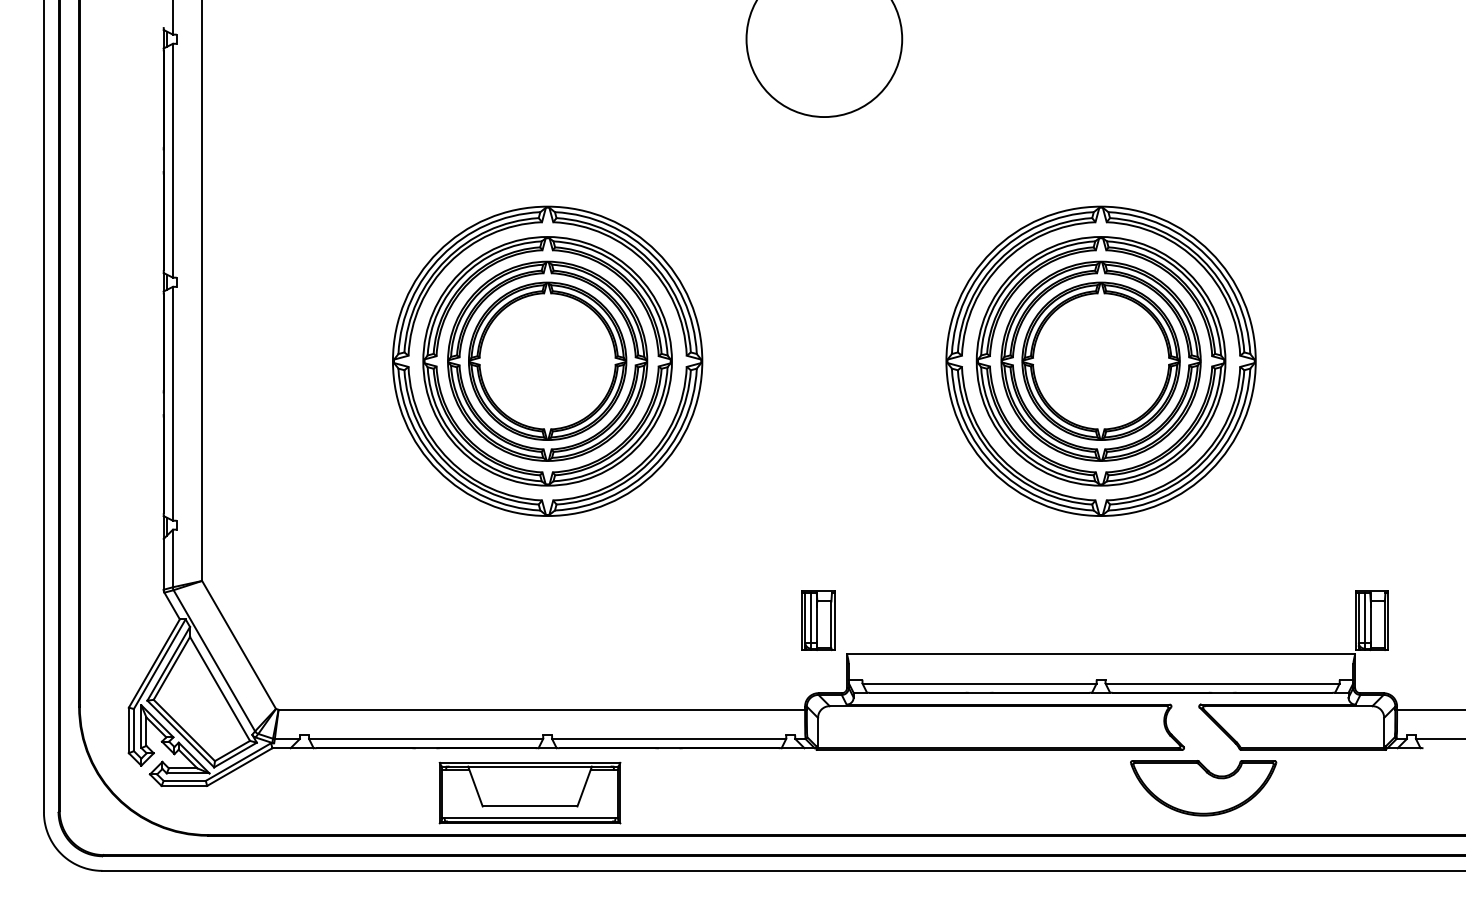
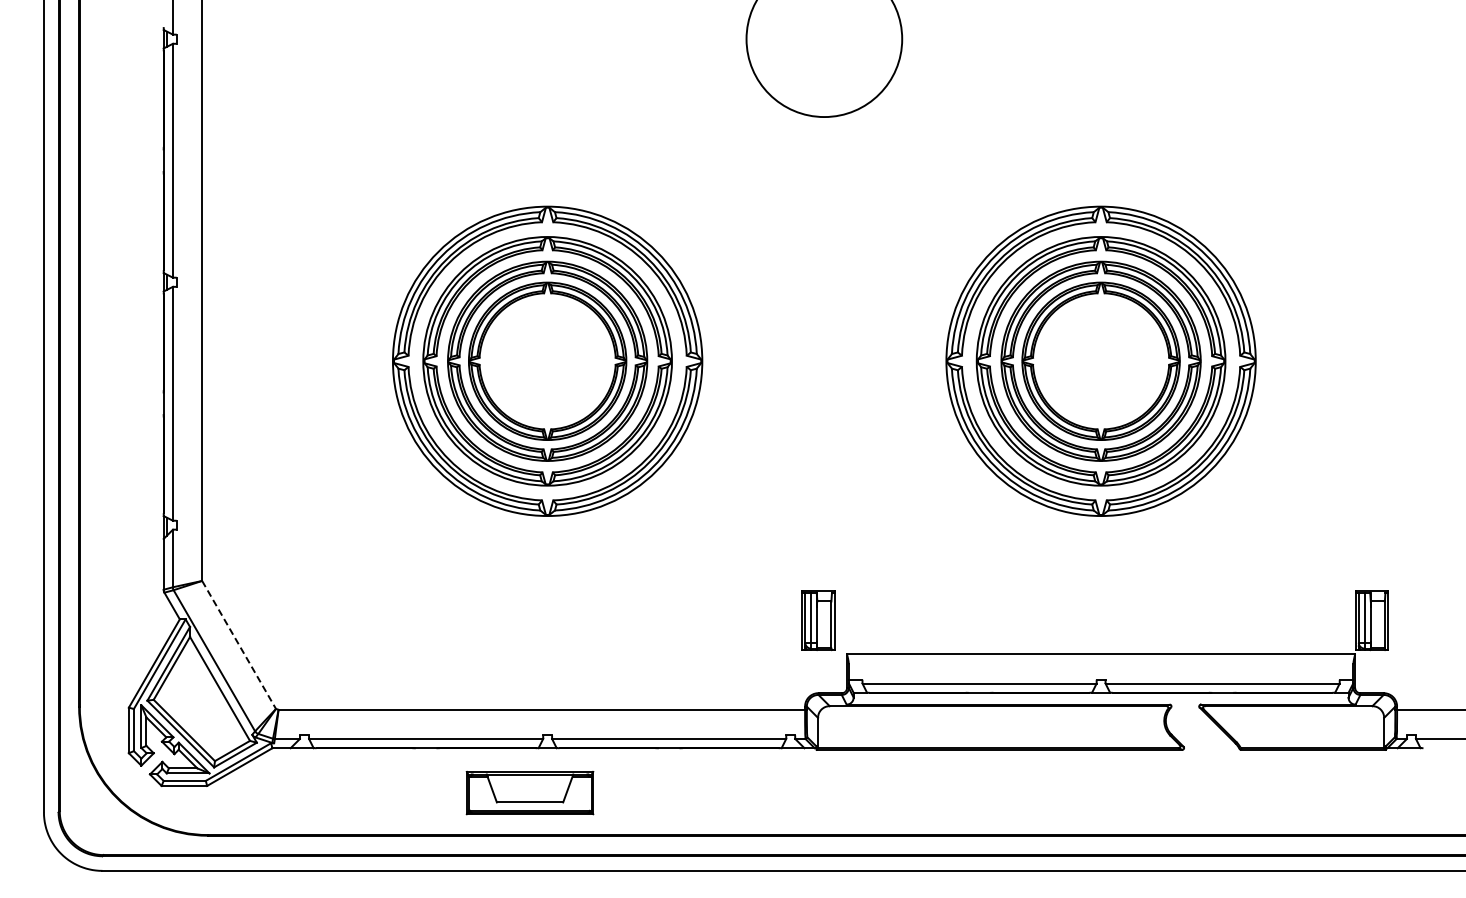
line: solid -> dashed (239, 644)
part: present -> none (1203, 788)
part size: 184x64 px -> 130x46 px (529, 792)
